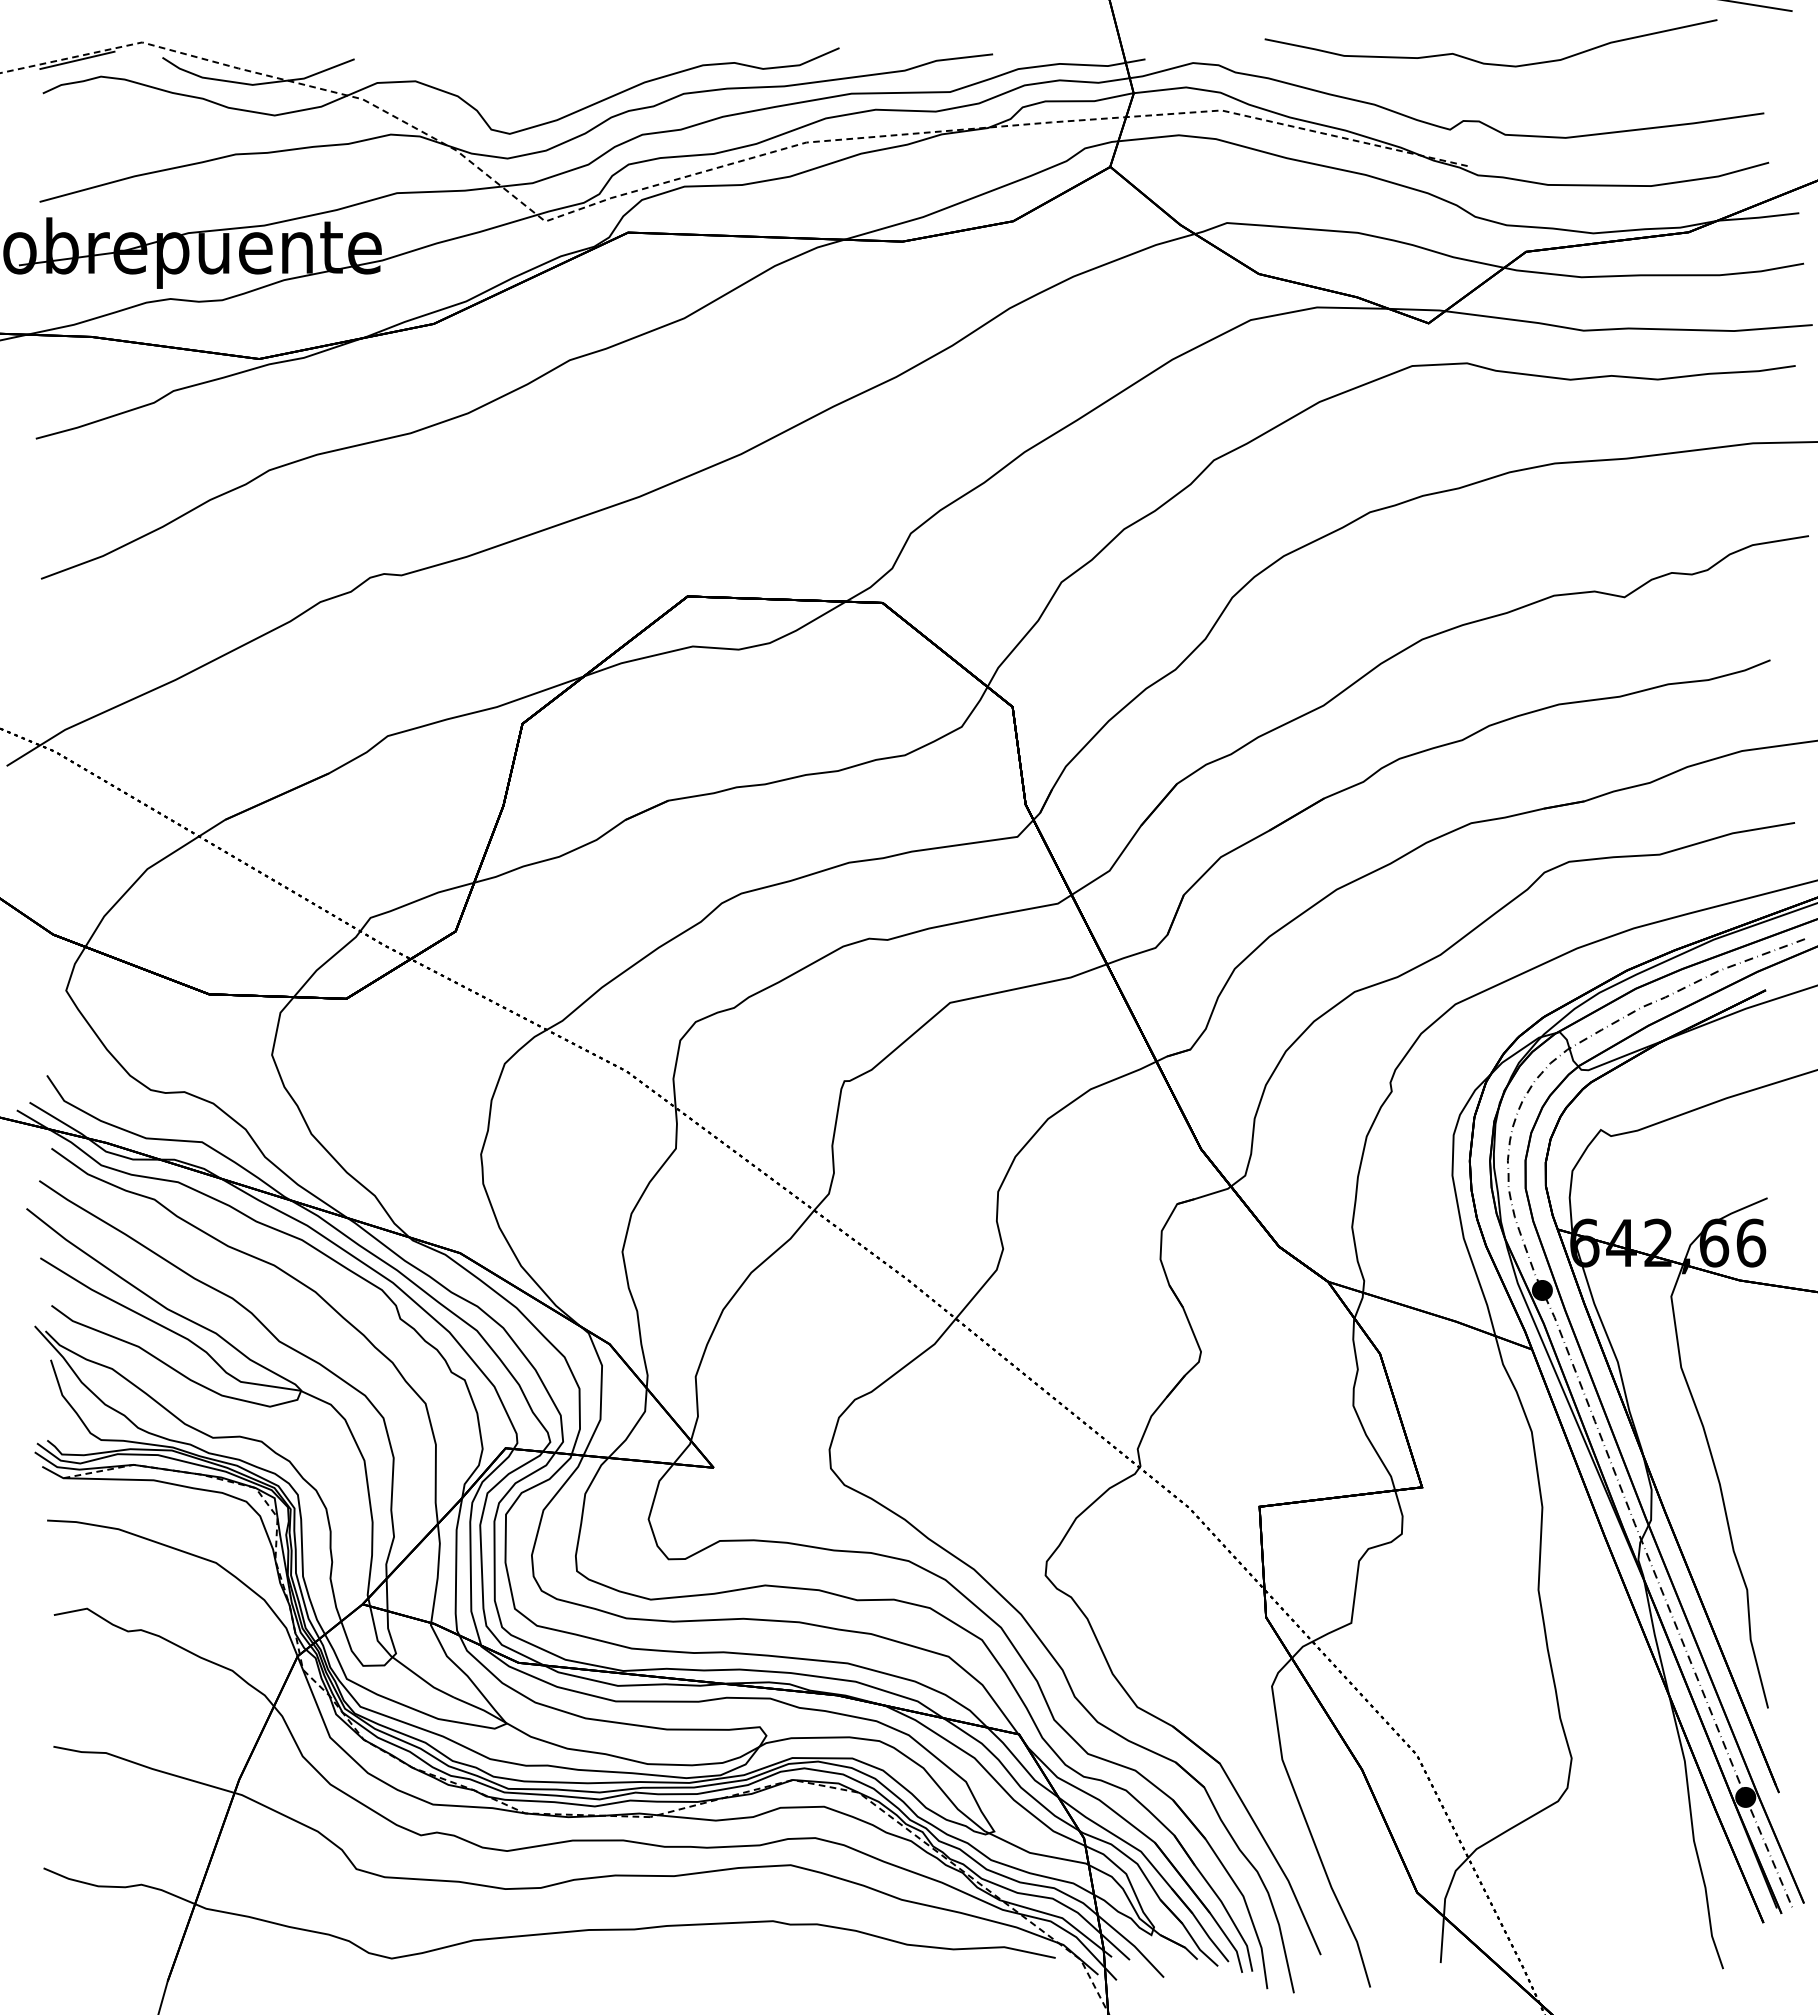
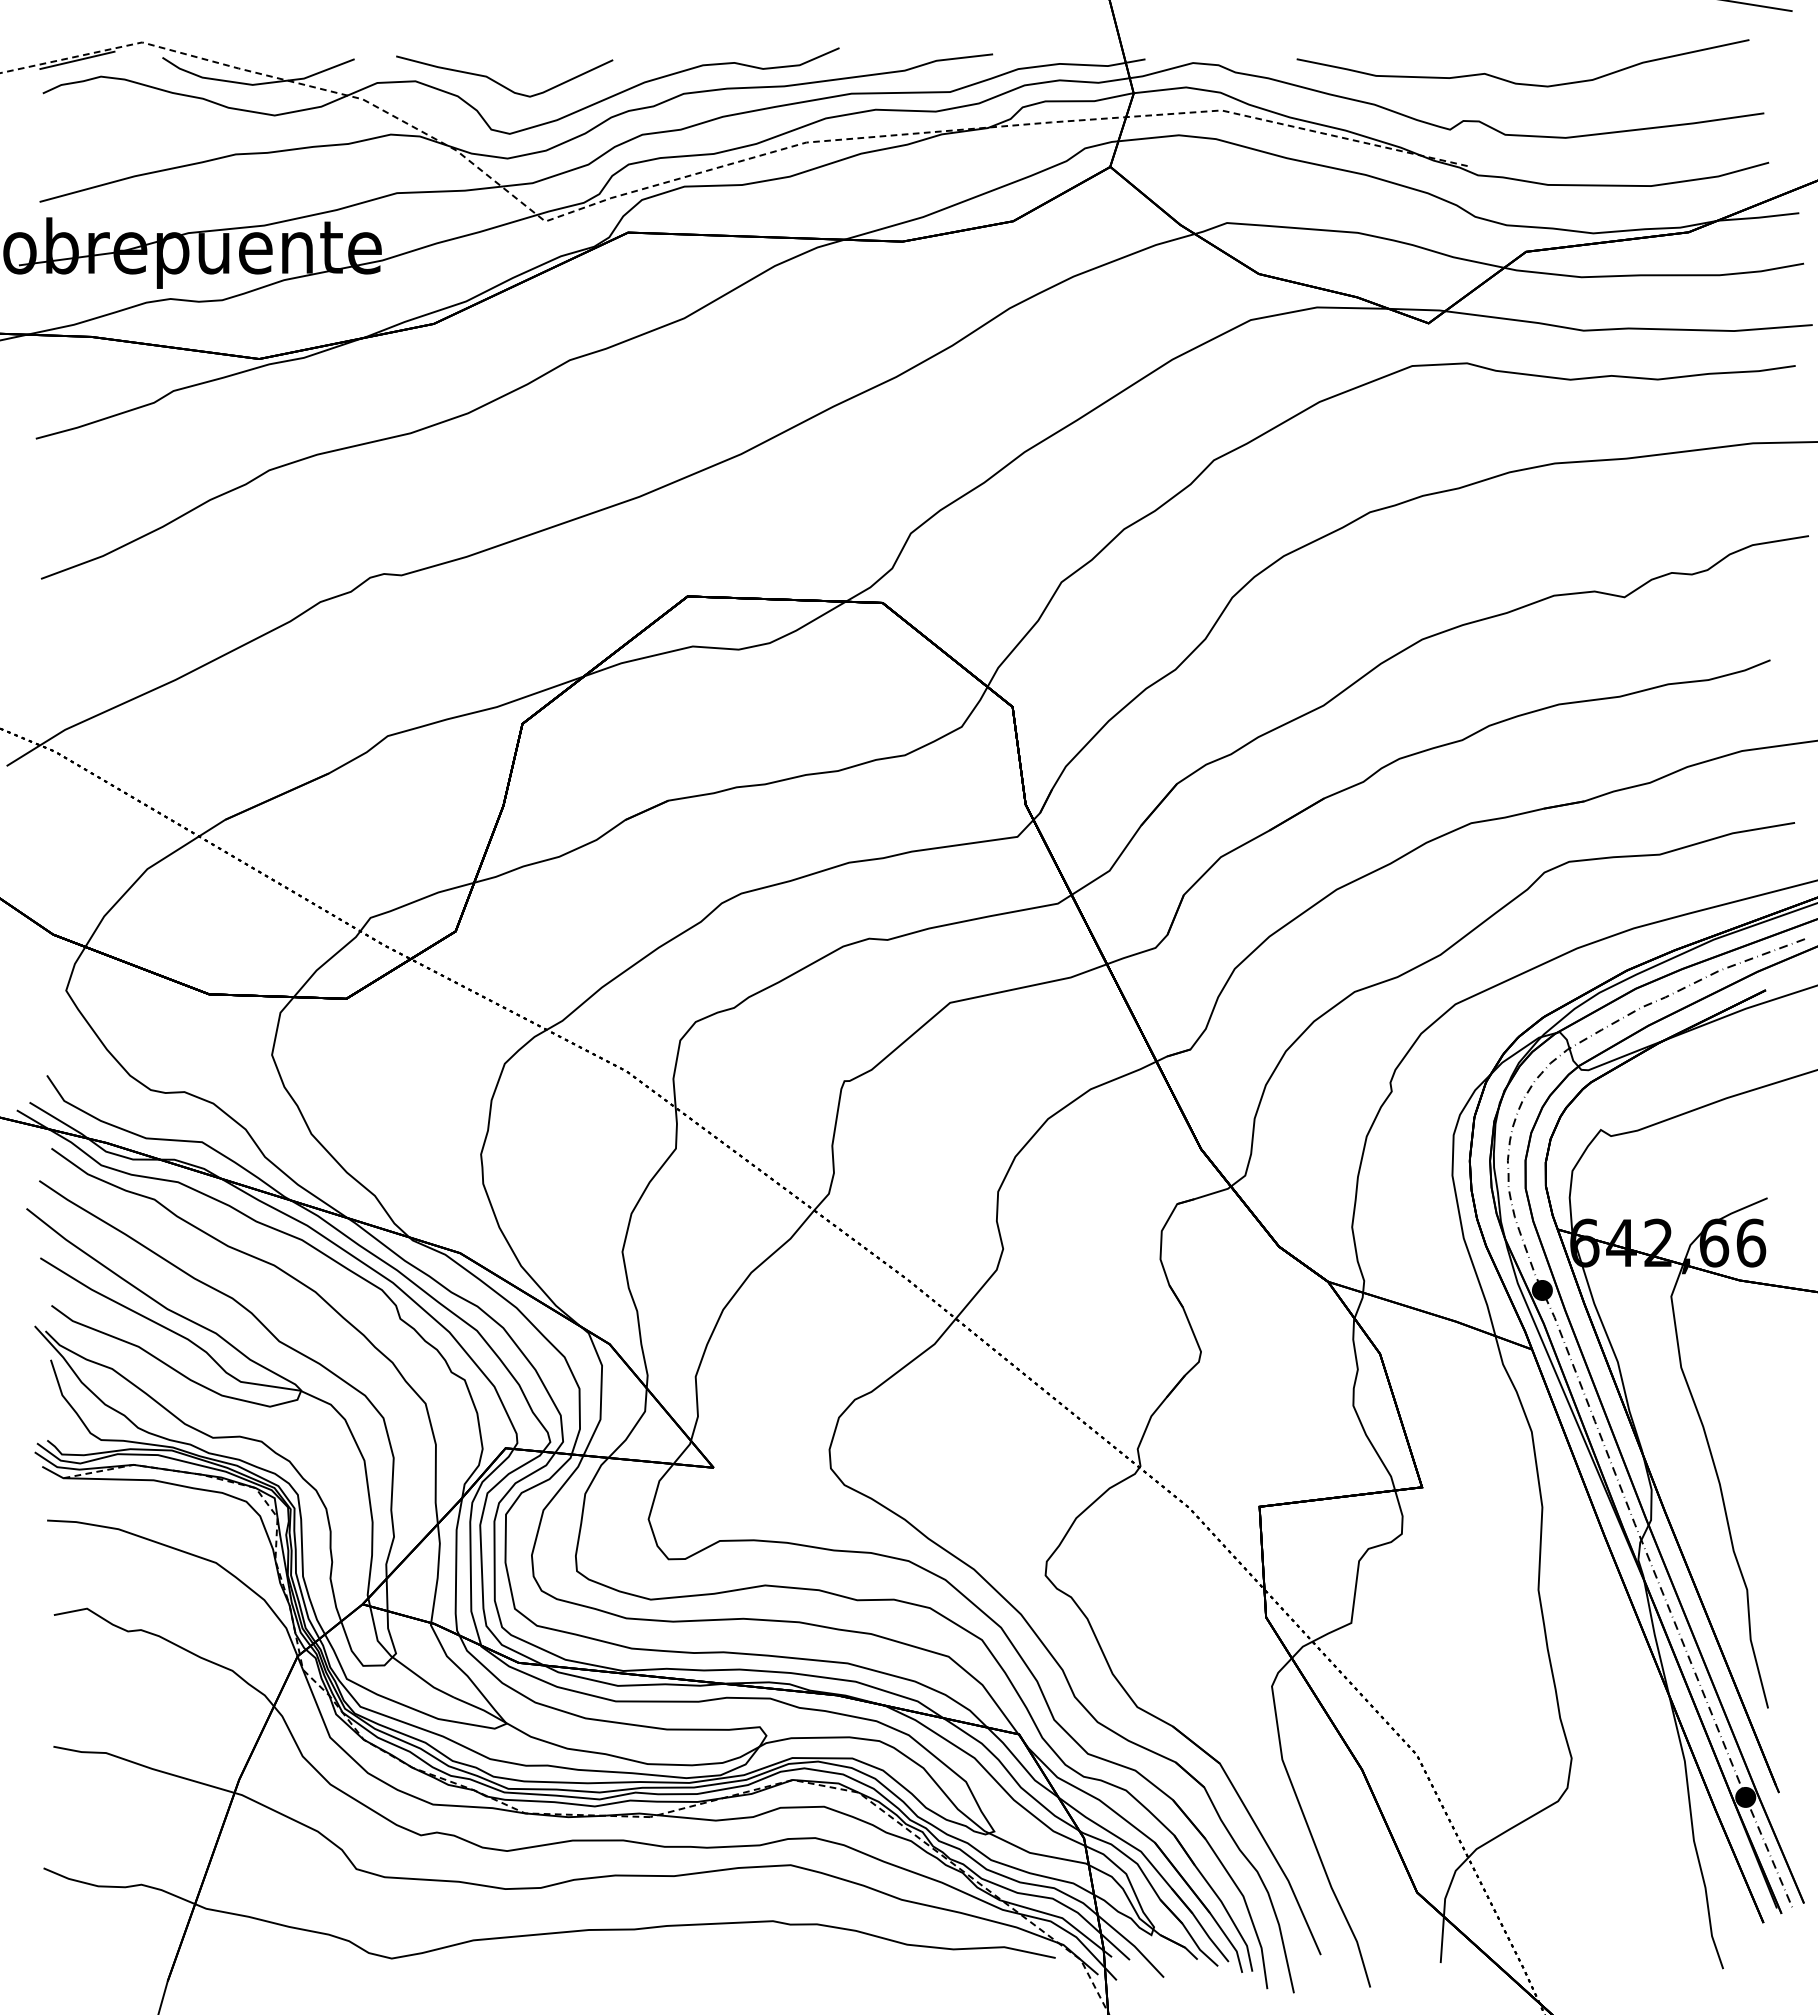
curve position: (1485, 62) -> (1517, 82) (1517, 82)
curve: none -> present (500, 83)
